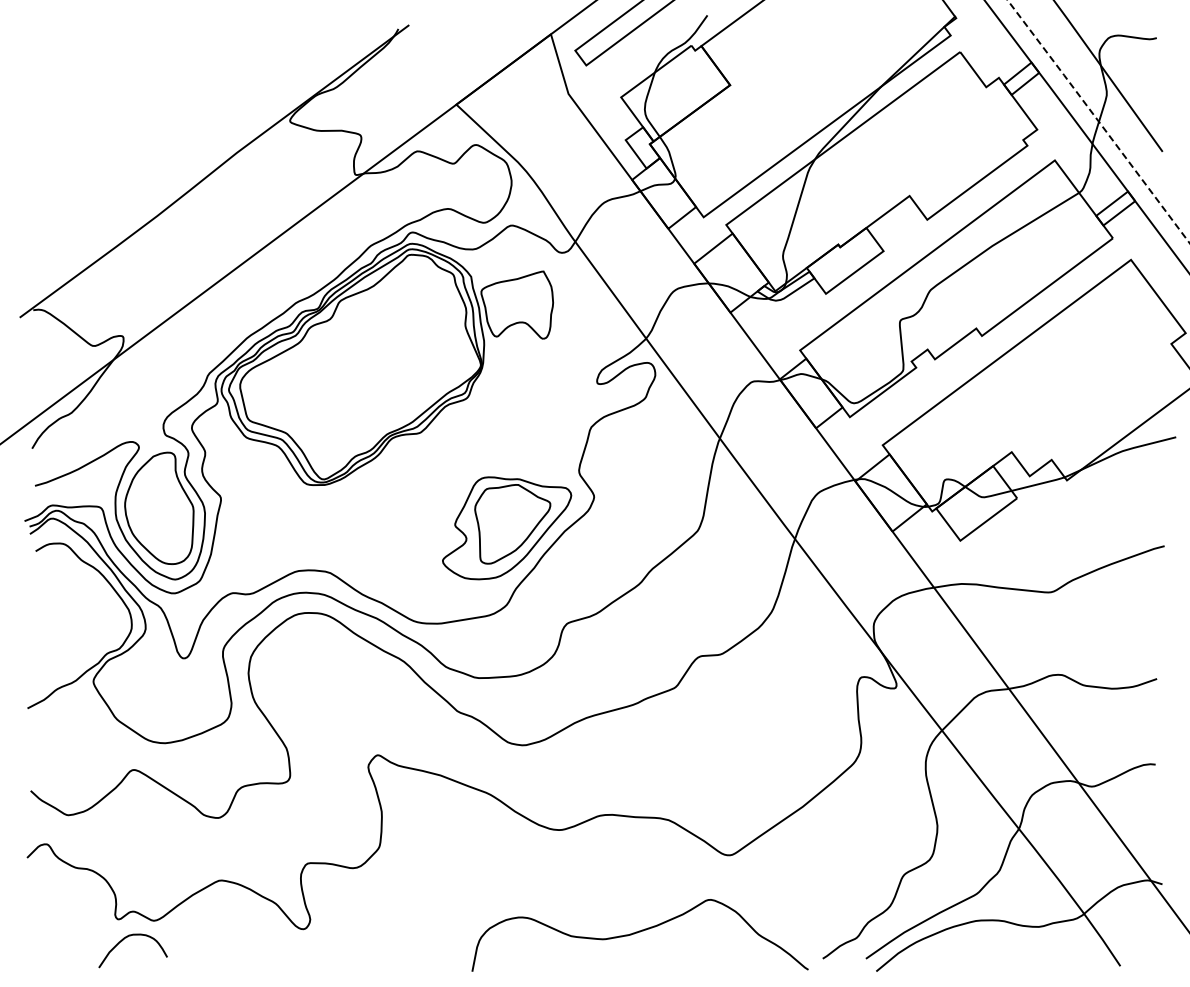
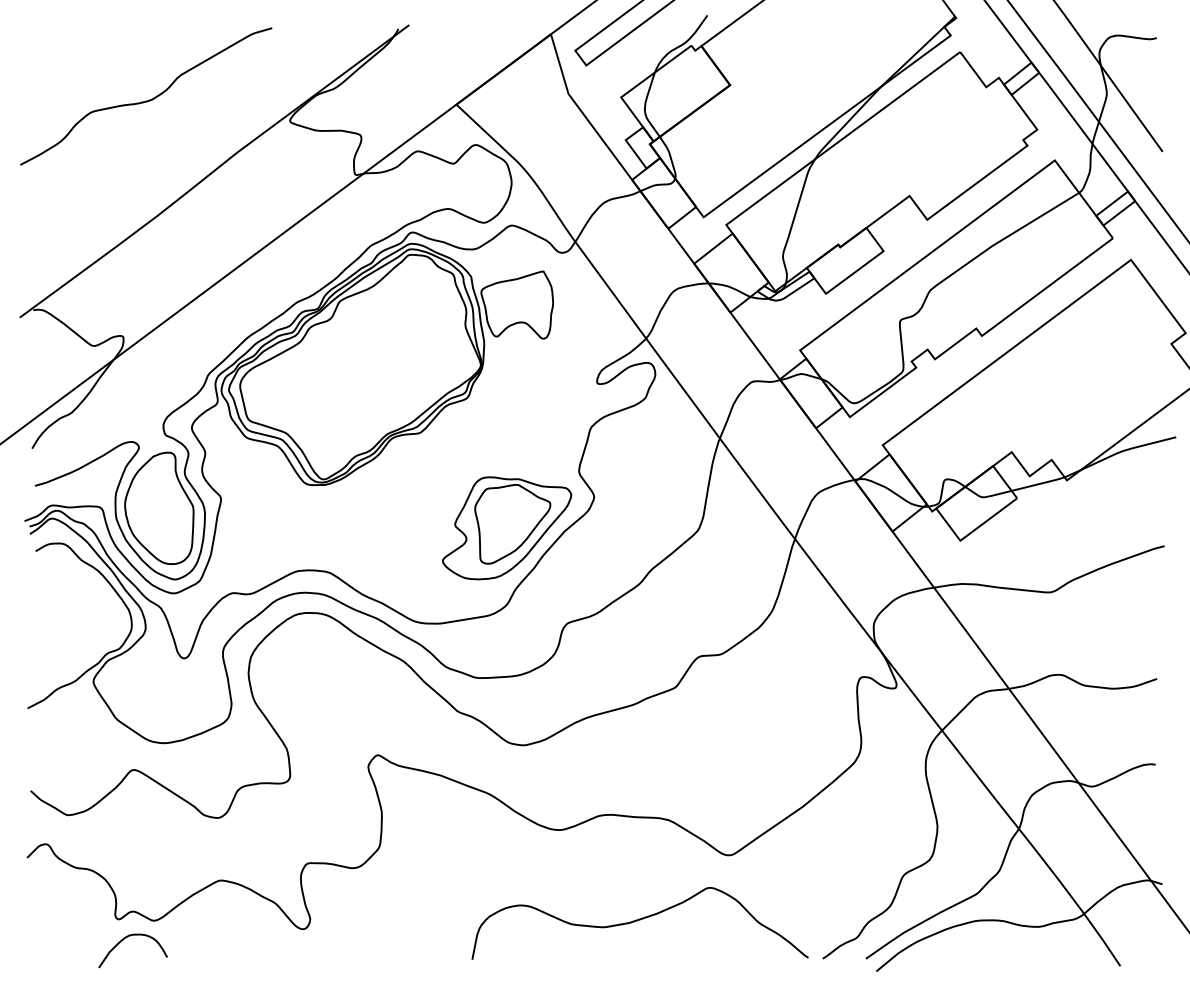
curve: none -> present (146, 100)
line: dashed -> solid (1098, 121)
curve position: (637, 933) -> (637, 921) (637, 921)
